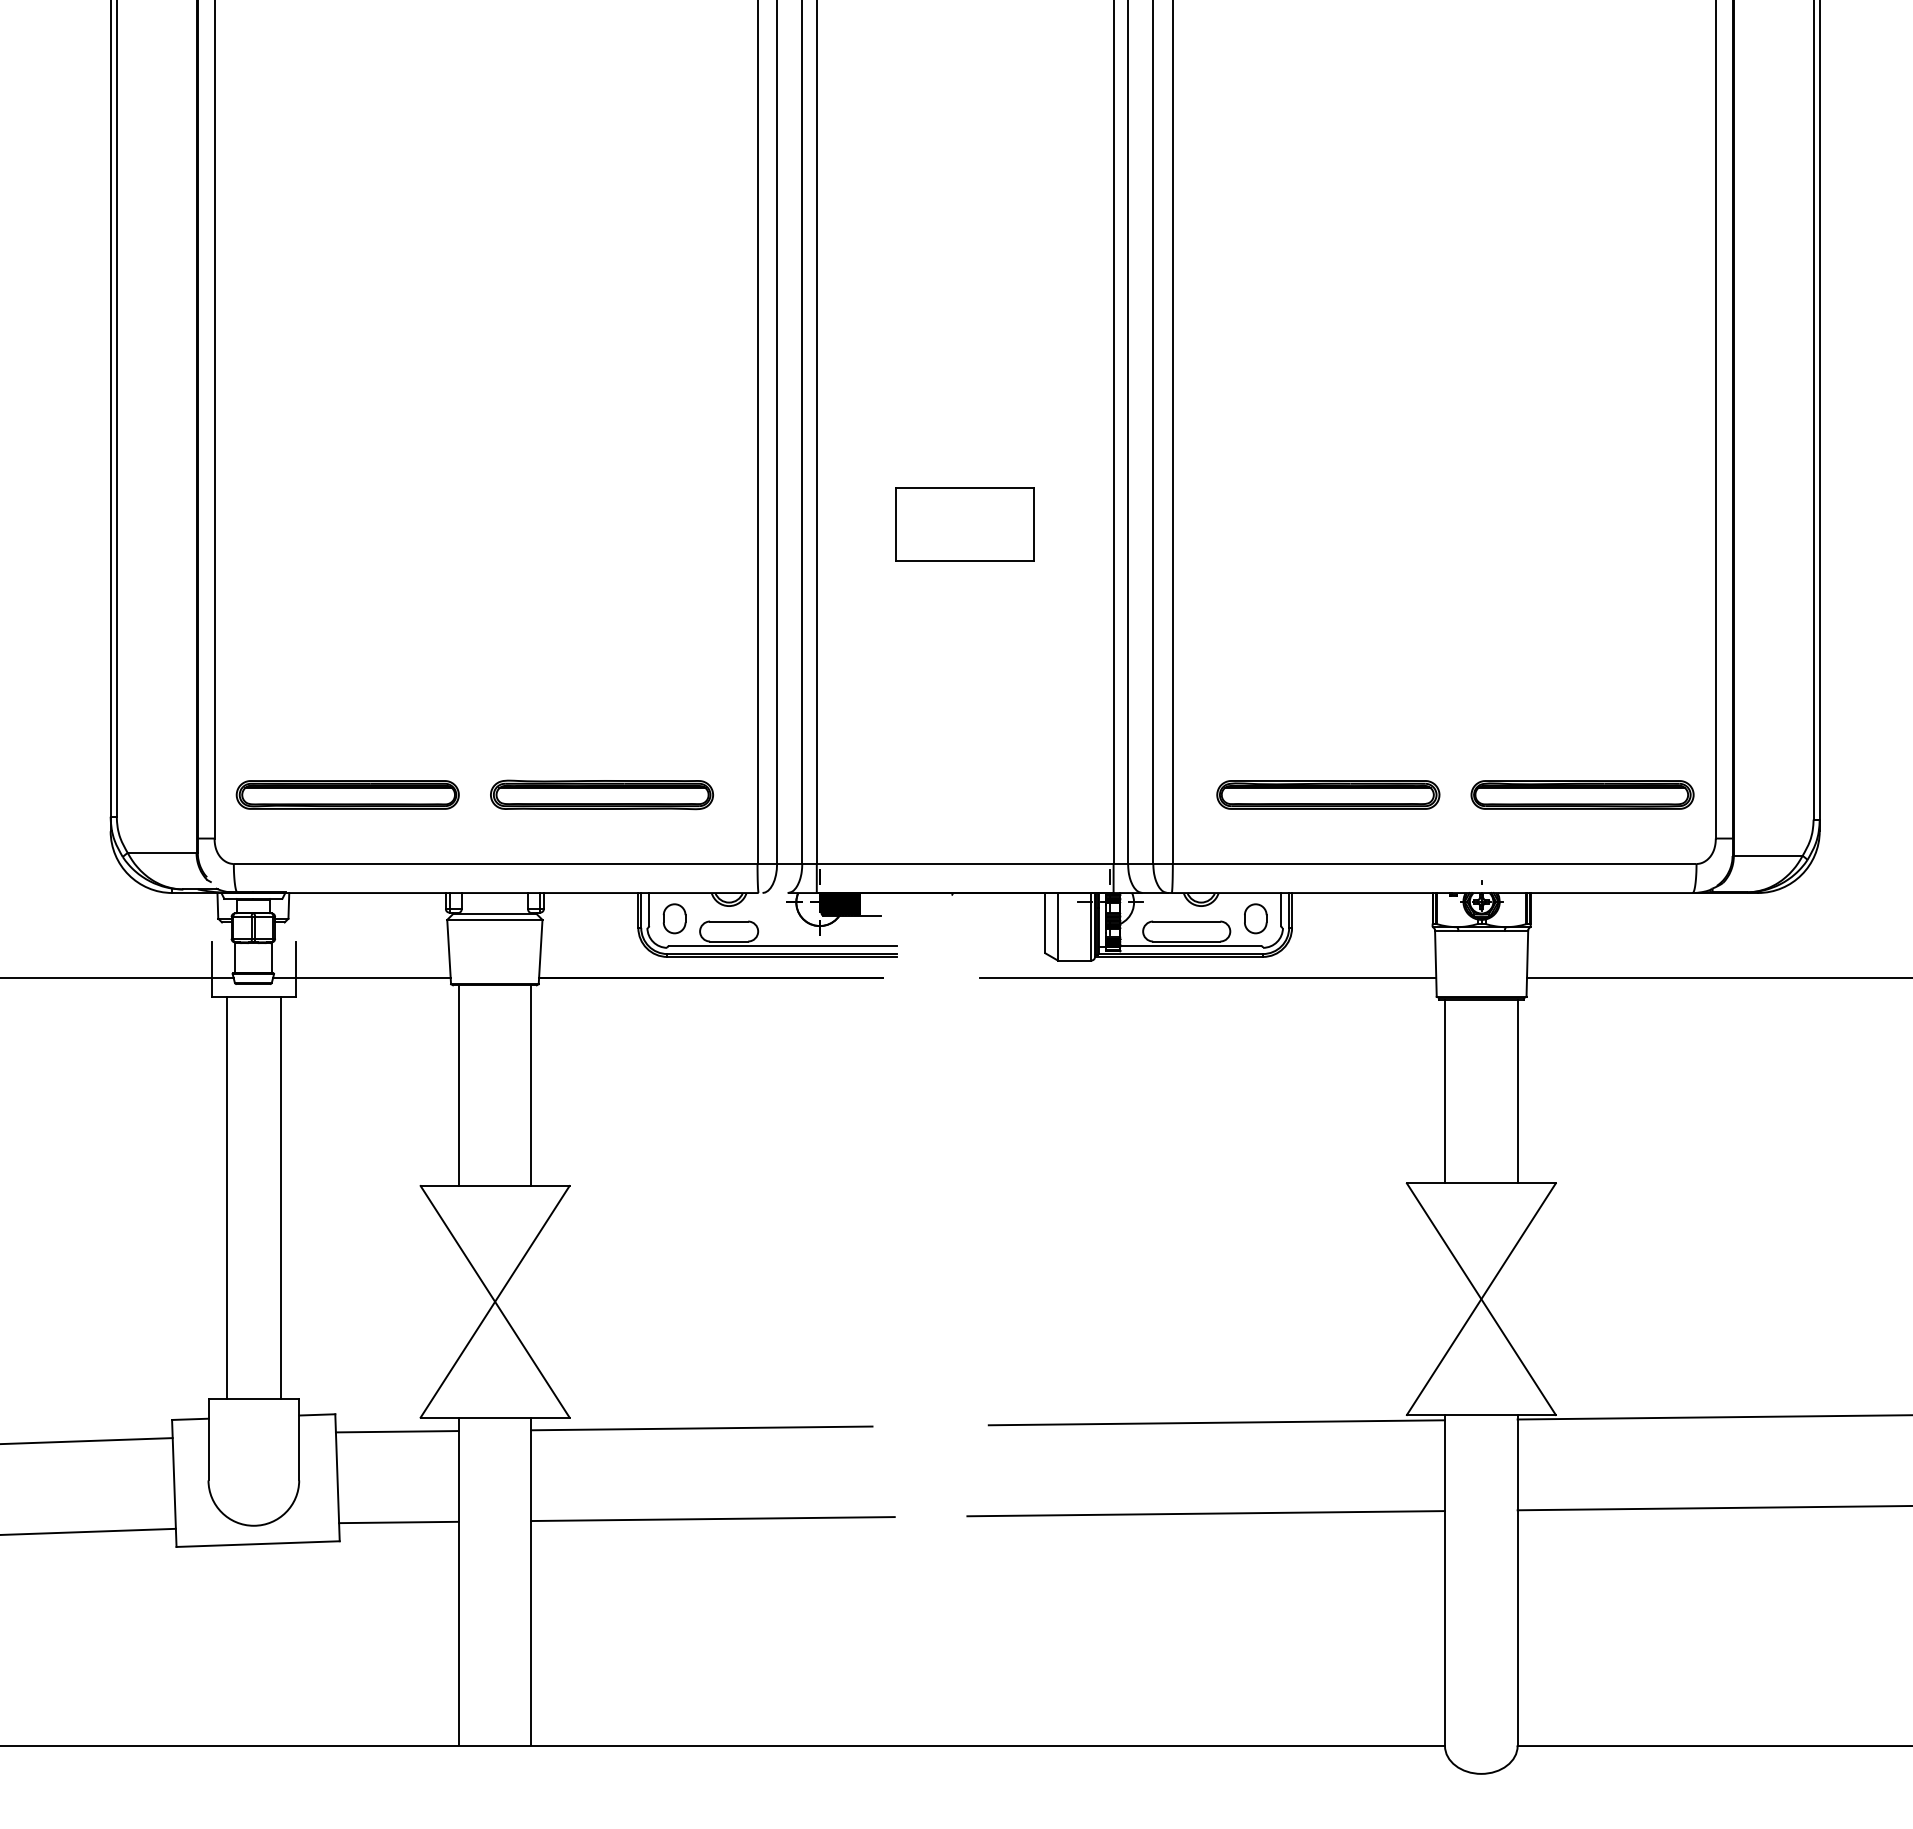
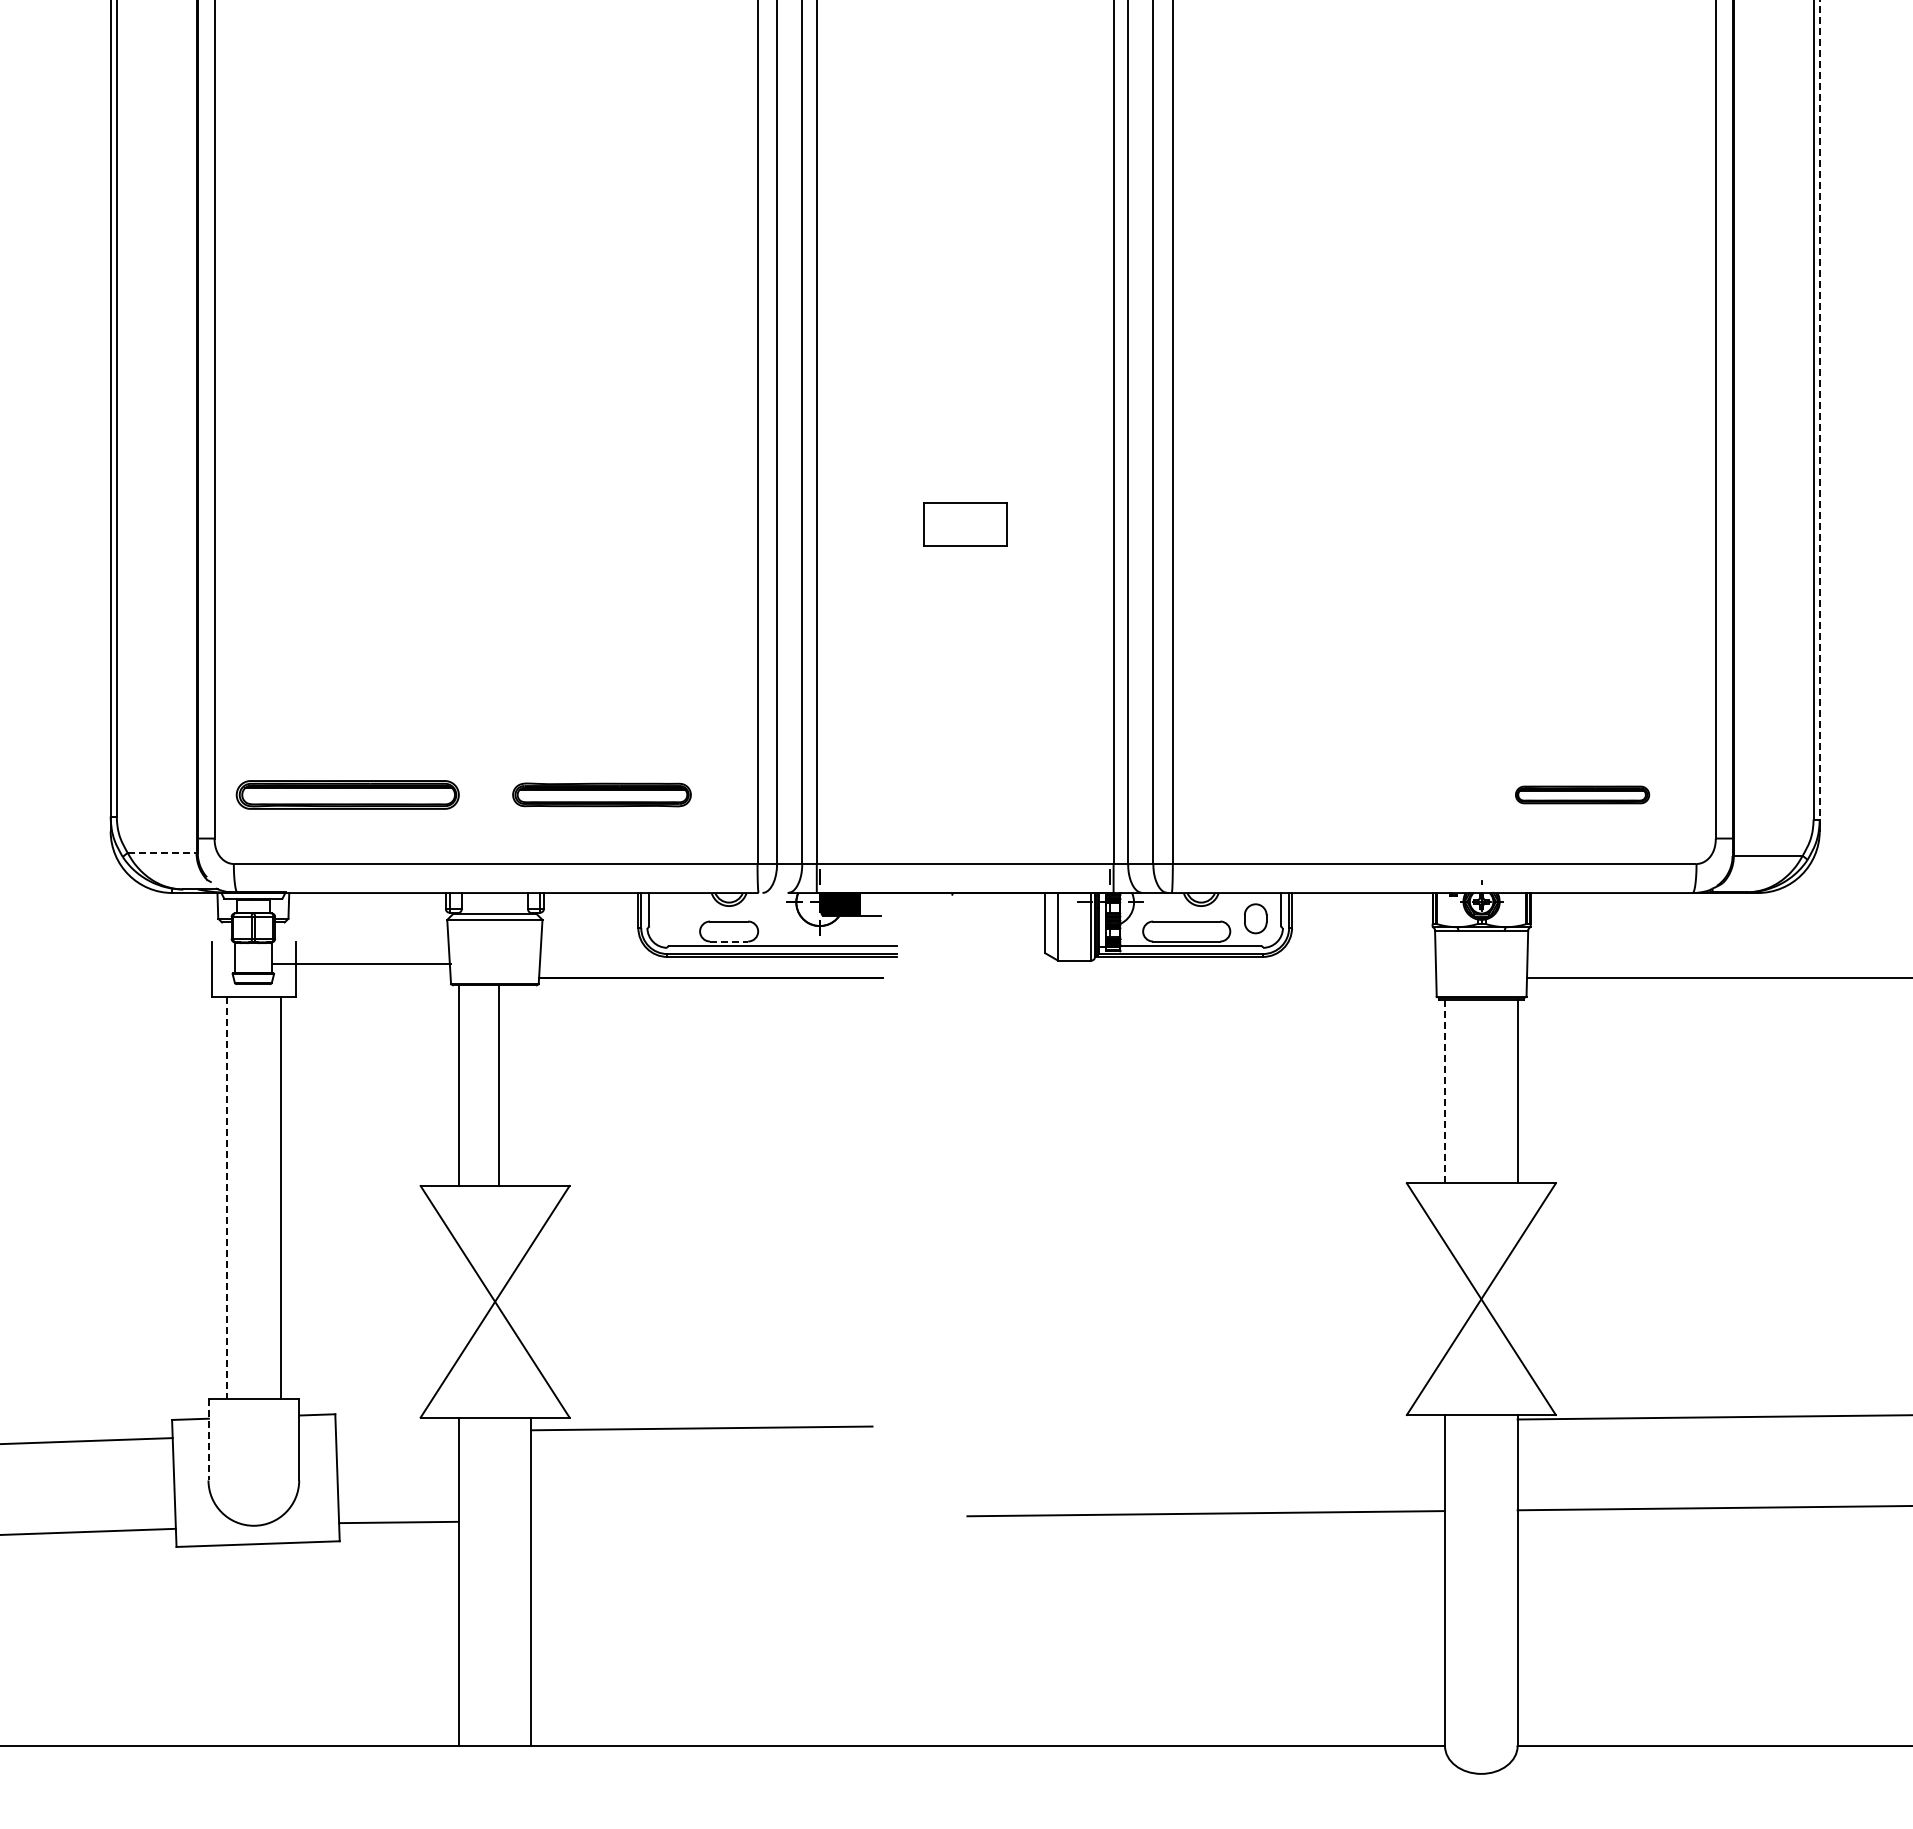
line: solid -> dashed (1819, 410)
part size: 140x75 px -> 85x45 px (965, 524)
part size: 224x32 px -> 180x26 px (601, 794)
part: present -> none (1328, 794)
part size: 225x30 px -> 136x20 px (1582, 794)
line: solid -> dashed (162, 853)
part: present -> none (674, 918)
line: solid -> dashed (729, 941)
line: present -> none (117, 978)
line position: (361, 978) -> (361, 964) (361, 964)
line: present -> none (1208, 978)
line position: (531, 1085) -> (499, 1085) (499, 1085)
line: solid -> dashed (1445, 1091)
line: solid -> dashed (226, 1197)
line: present -> none (1216, 1422)
line: present -> none (396, 1431)
line: solid -> dashed (208, 1439)
line: present -> none (712, 1519)
